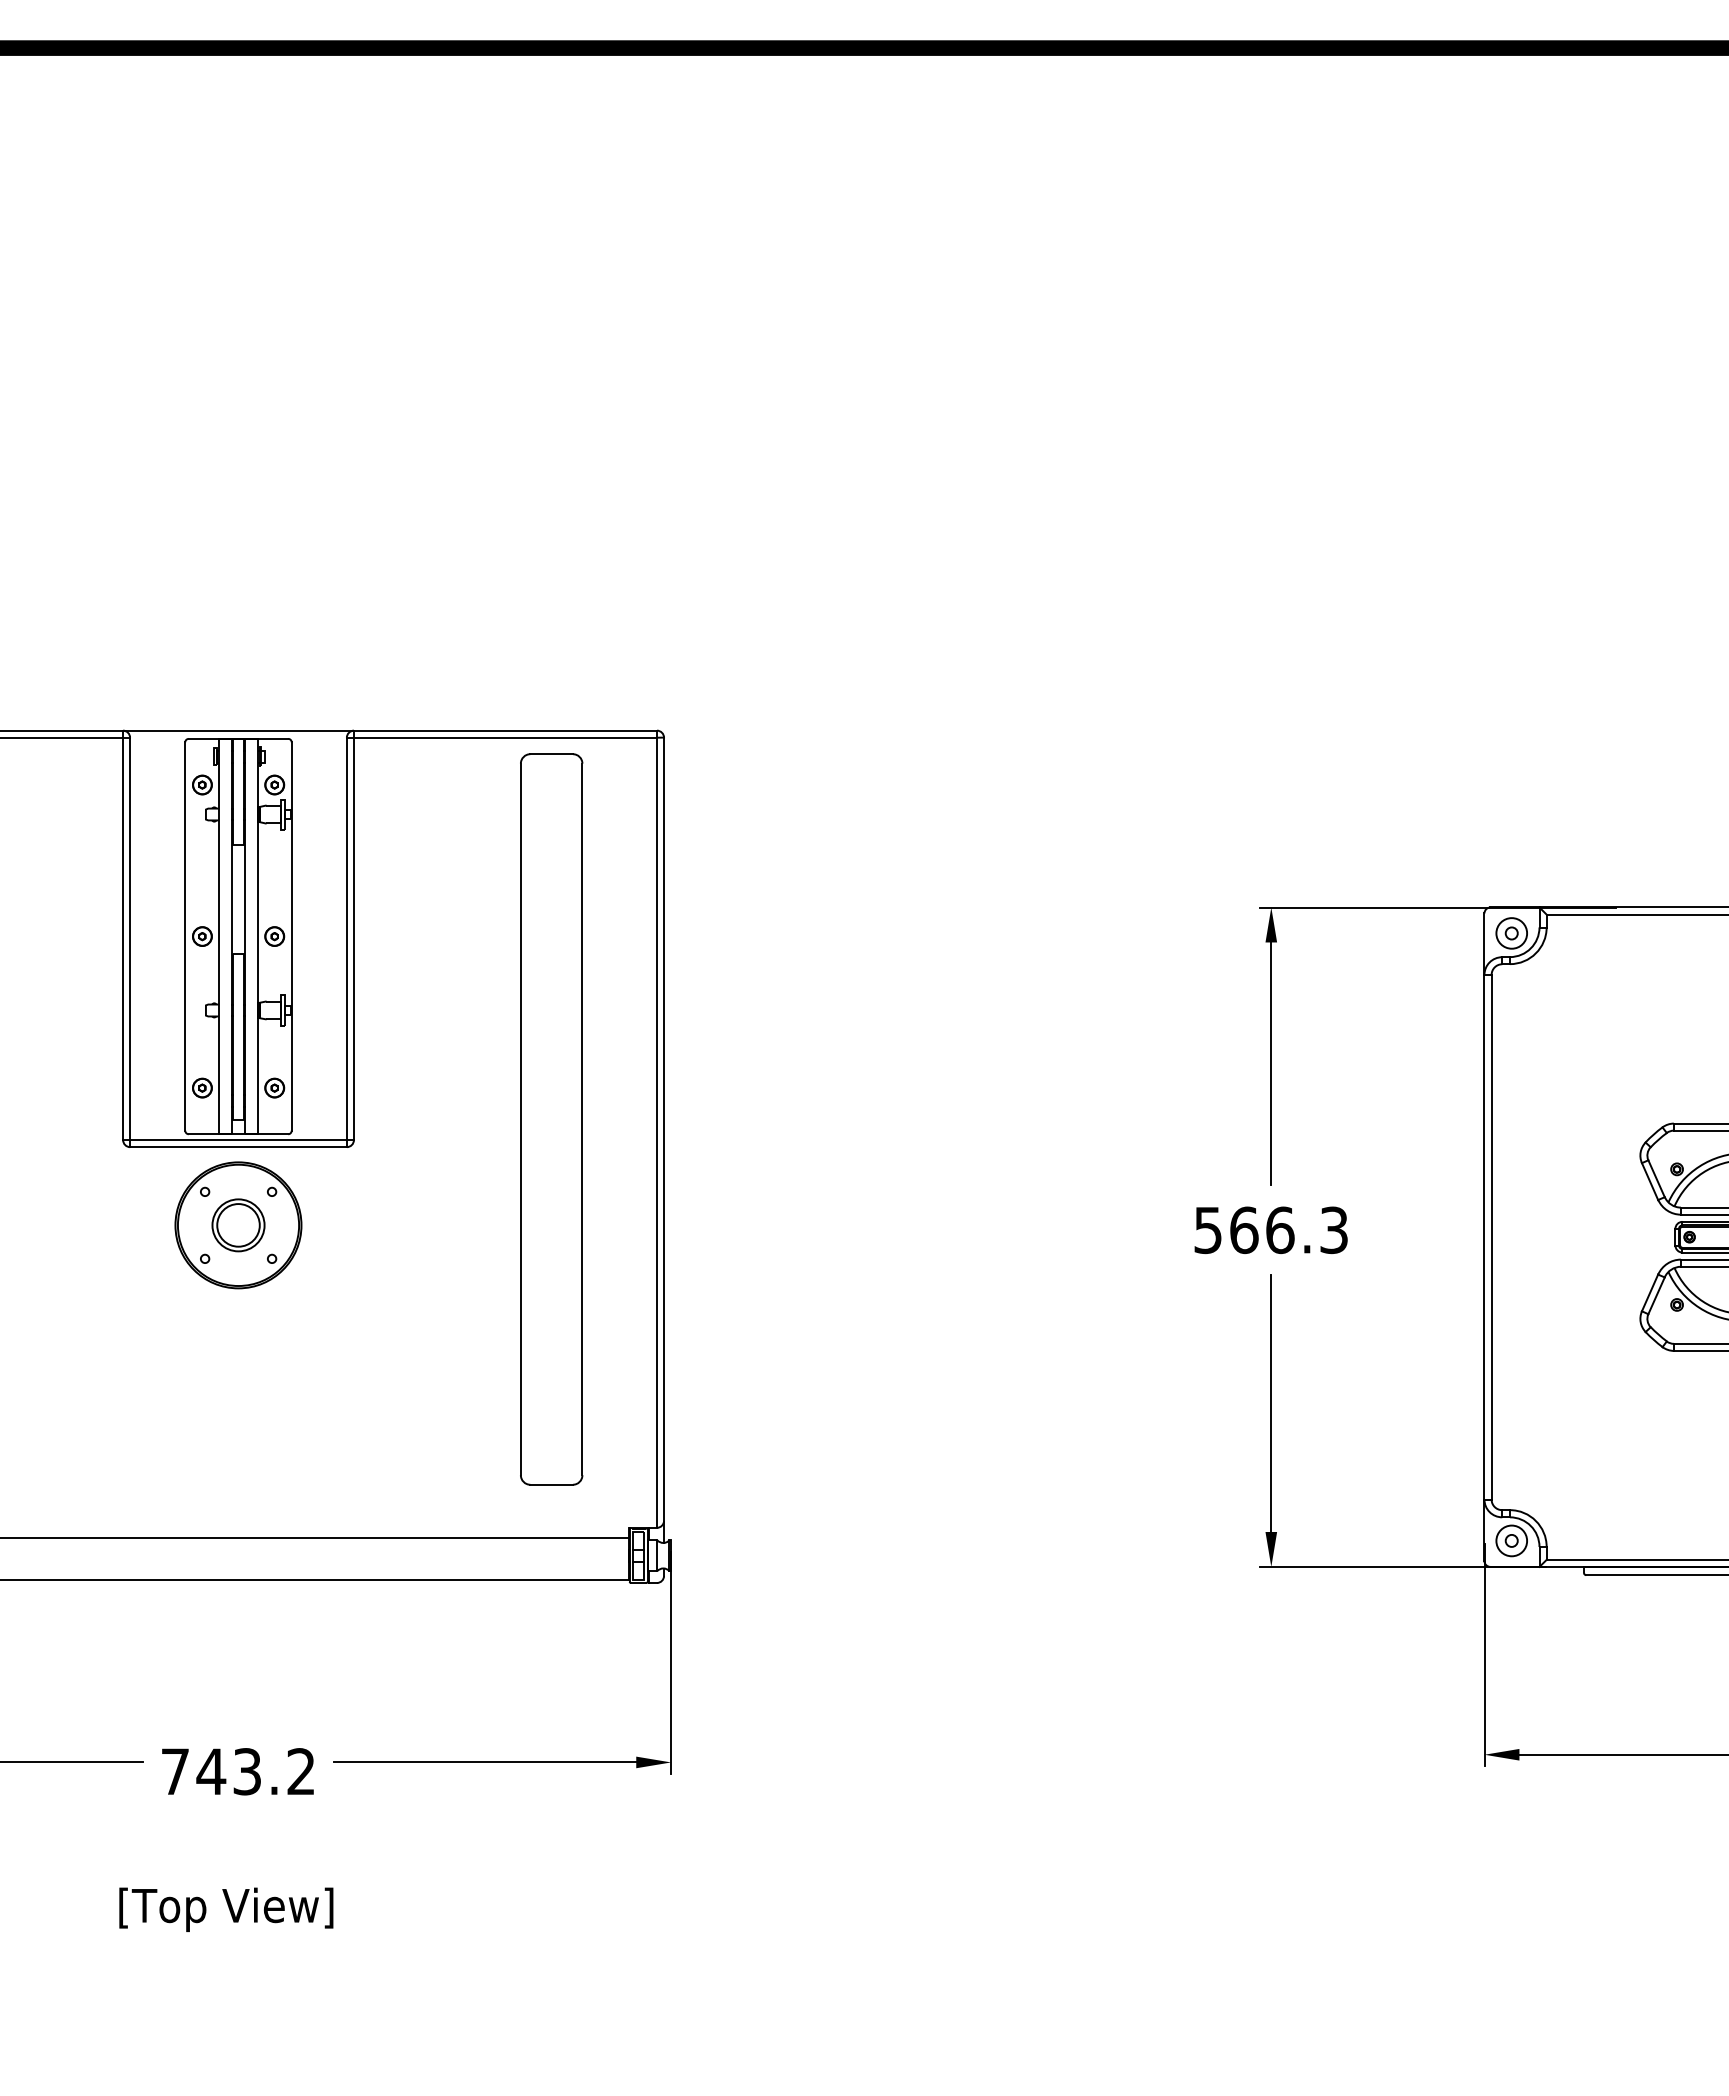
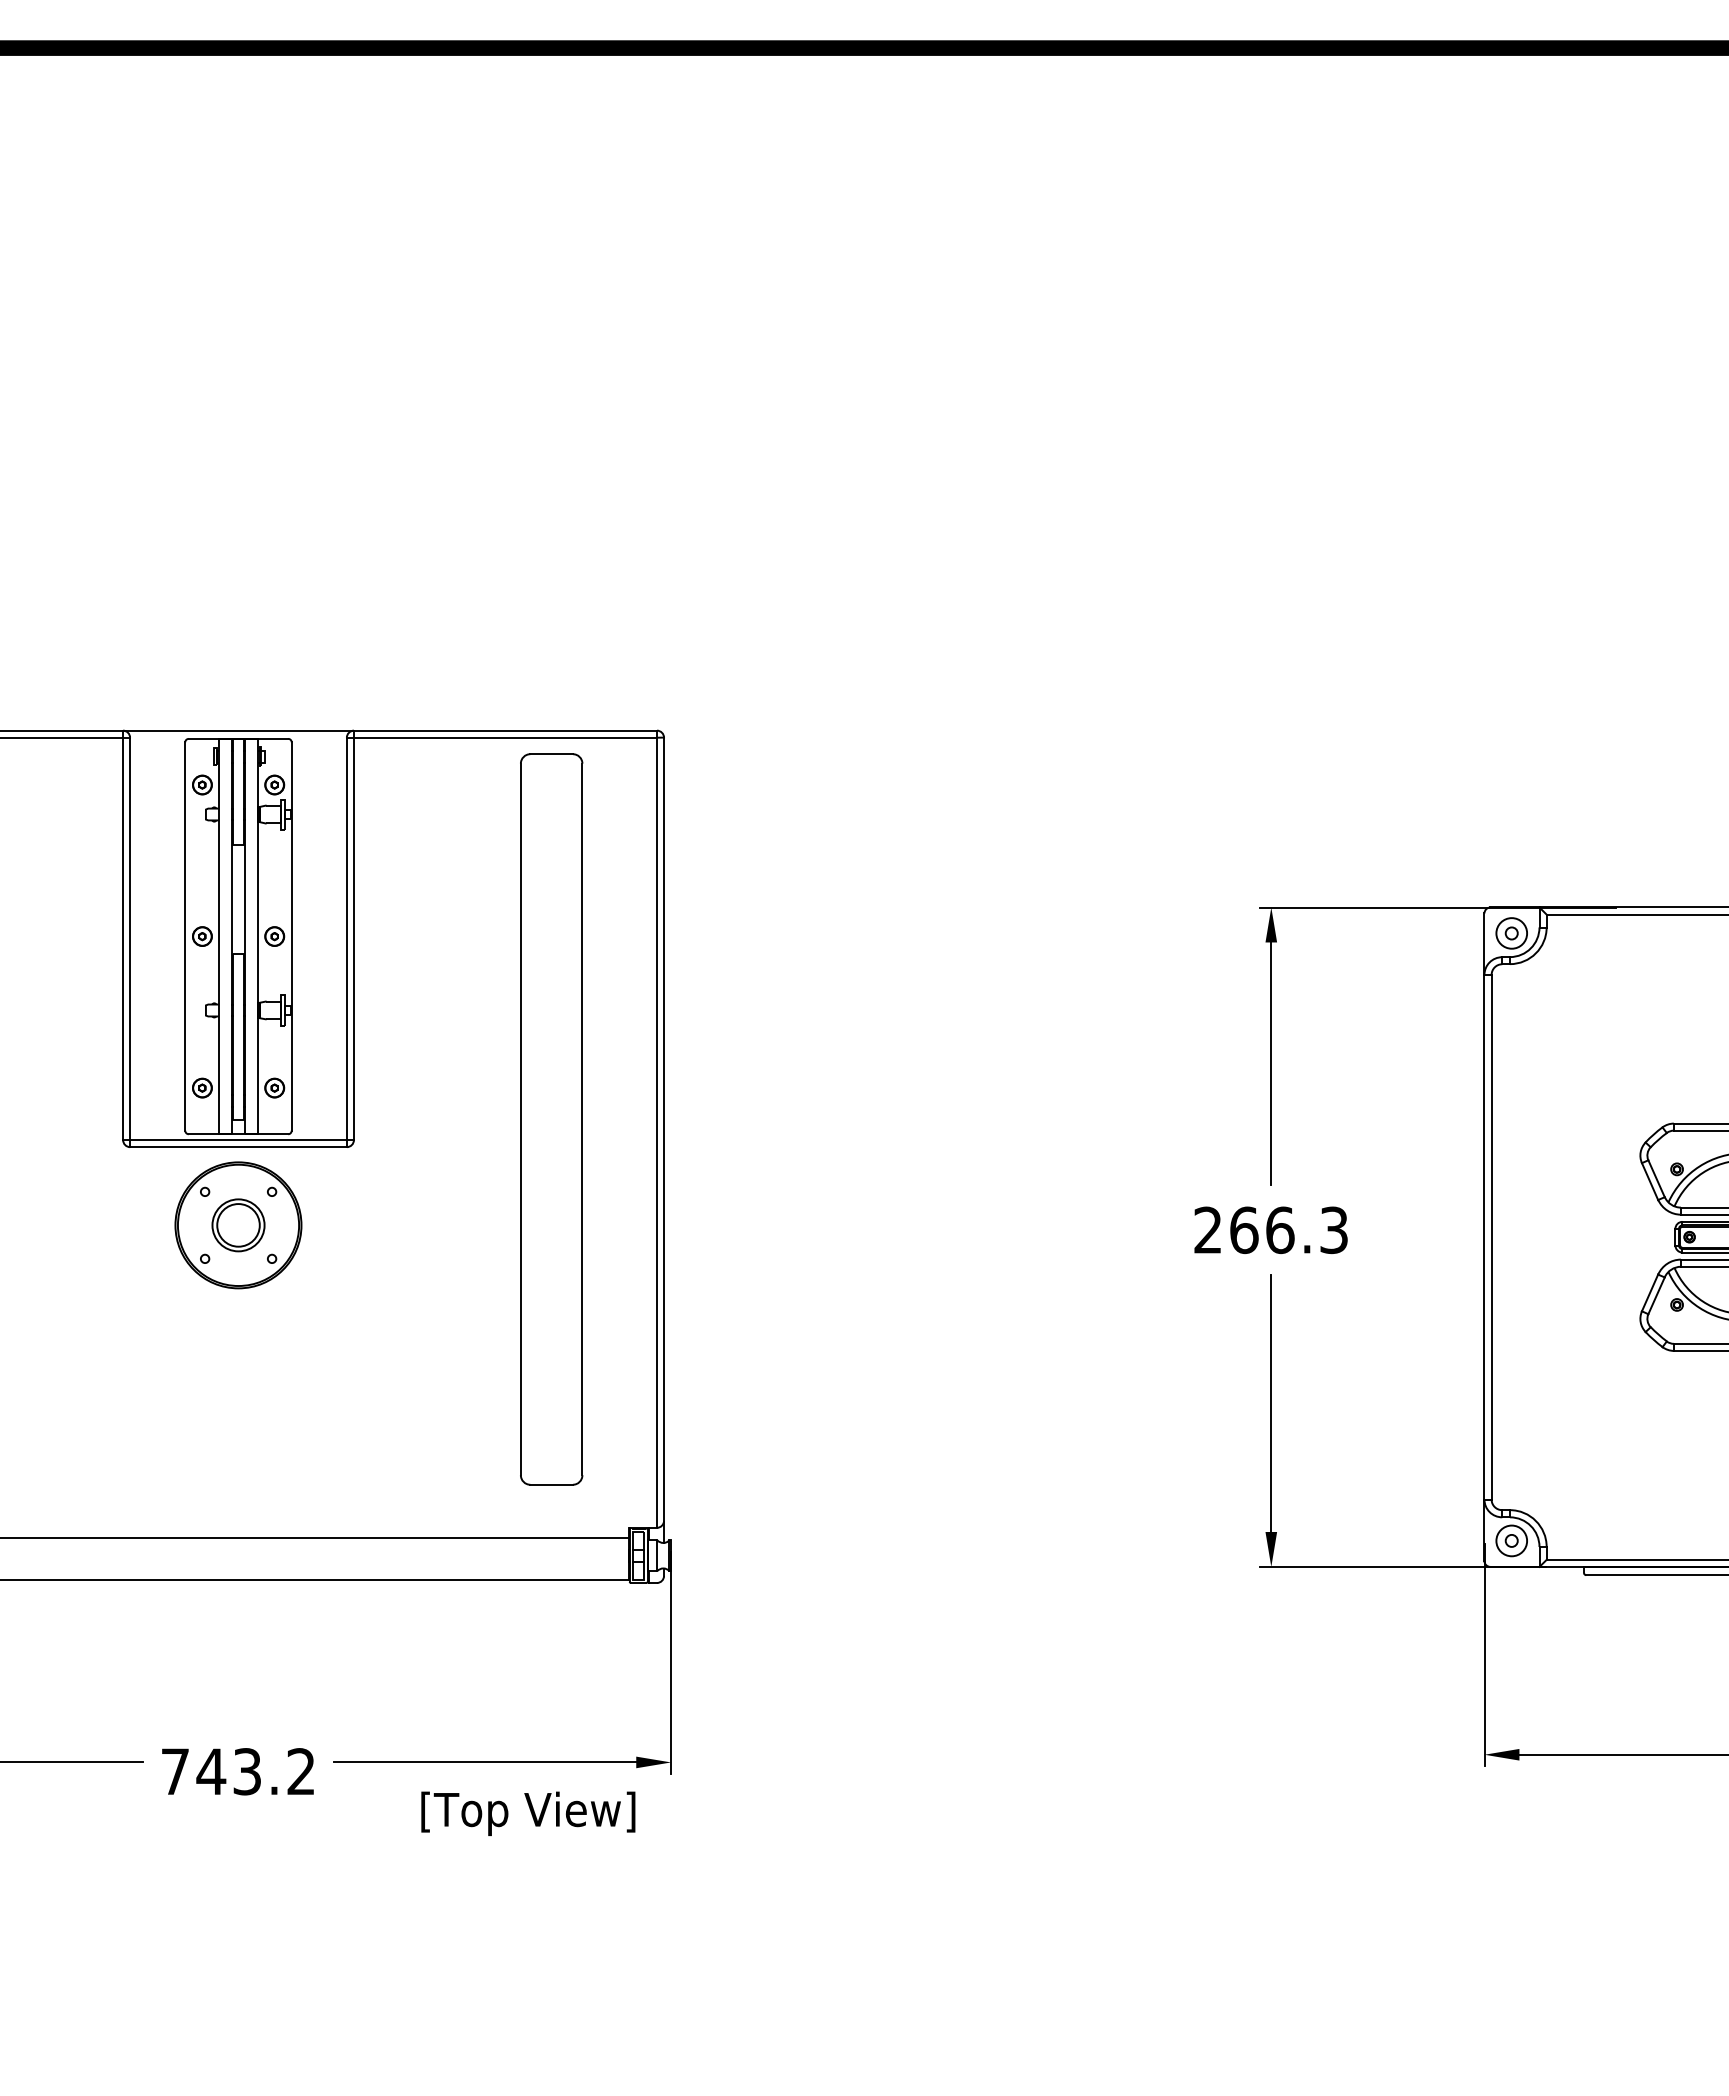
text: 566.3 -> 266.3 (1207, 1230)
text position: (226, 1909) -> (528, 1813) (528, 1813)
